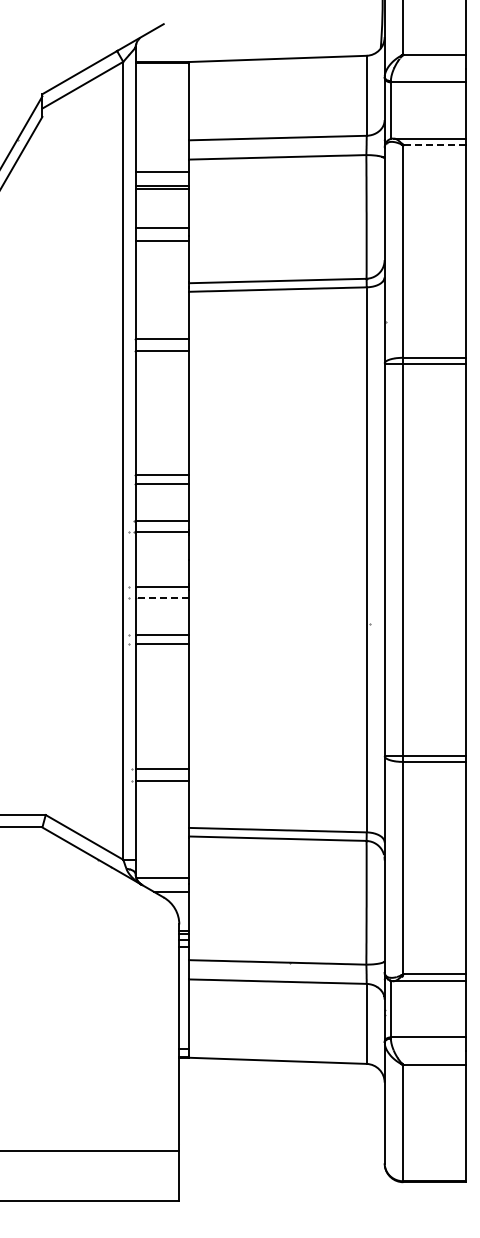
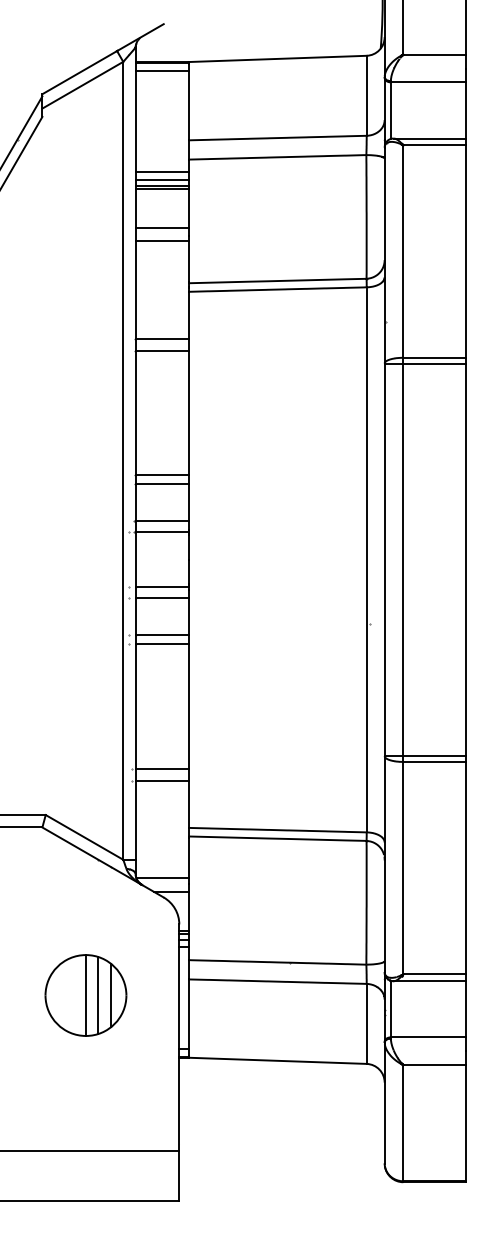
line: none -> present (161, 70)
line: dashed -> solid (433, 145)
line: none -> present (161, 180)
line: dashed -> solid (161, 598)
part: none -> present (85, 995)
